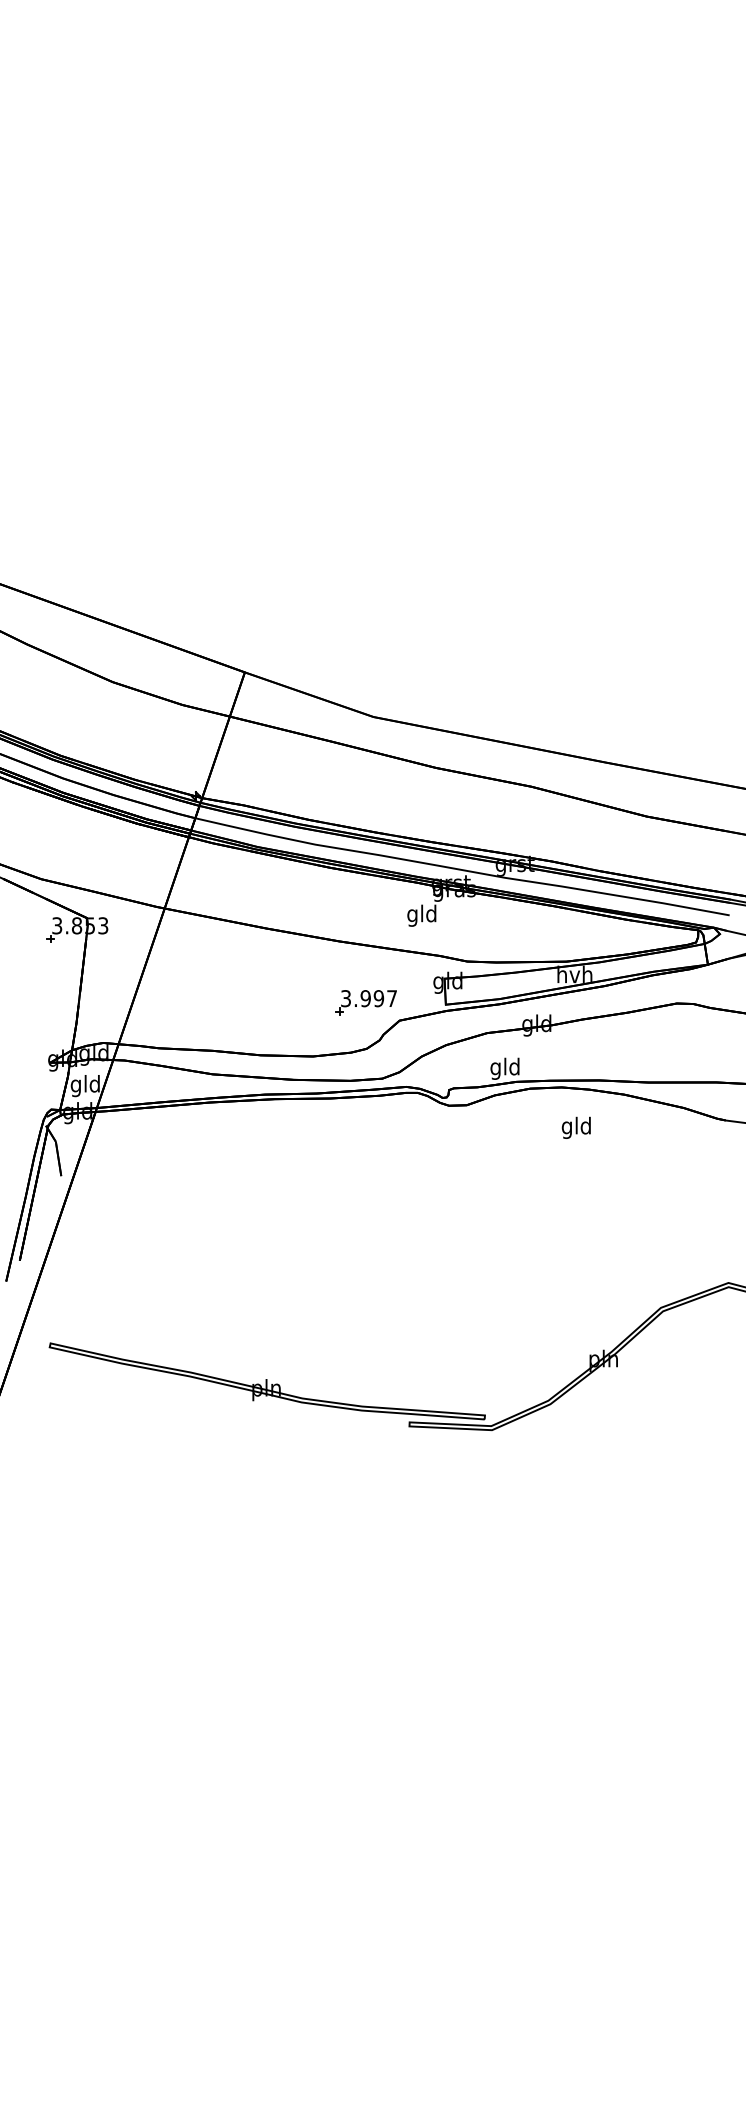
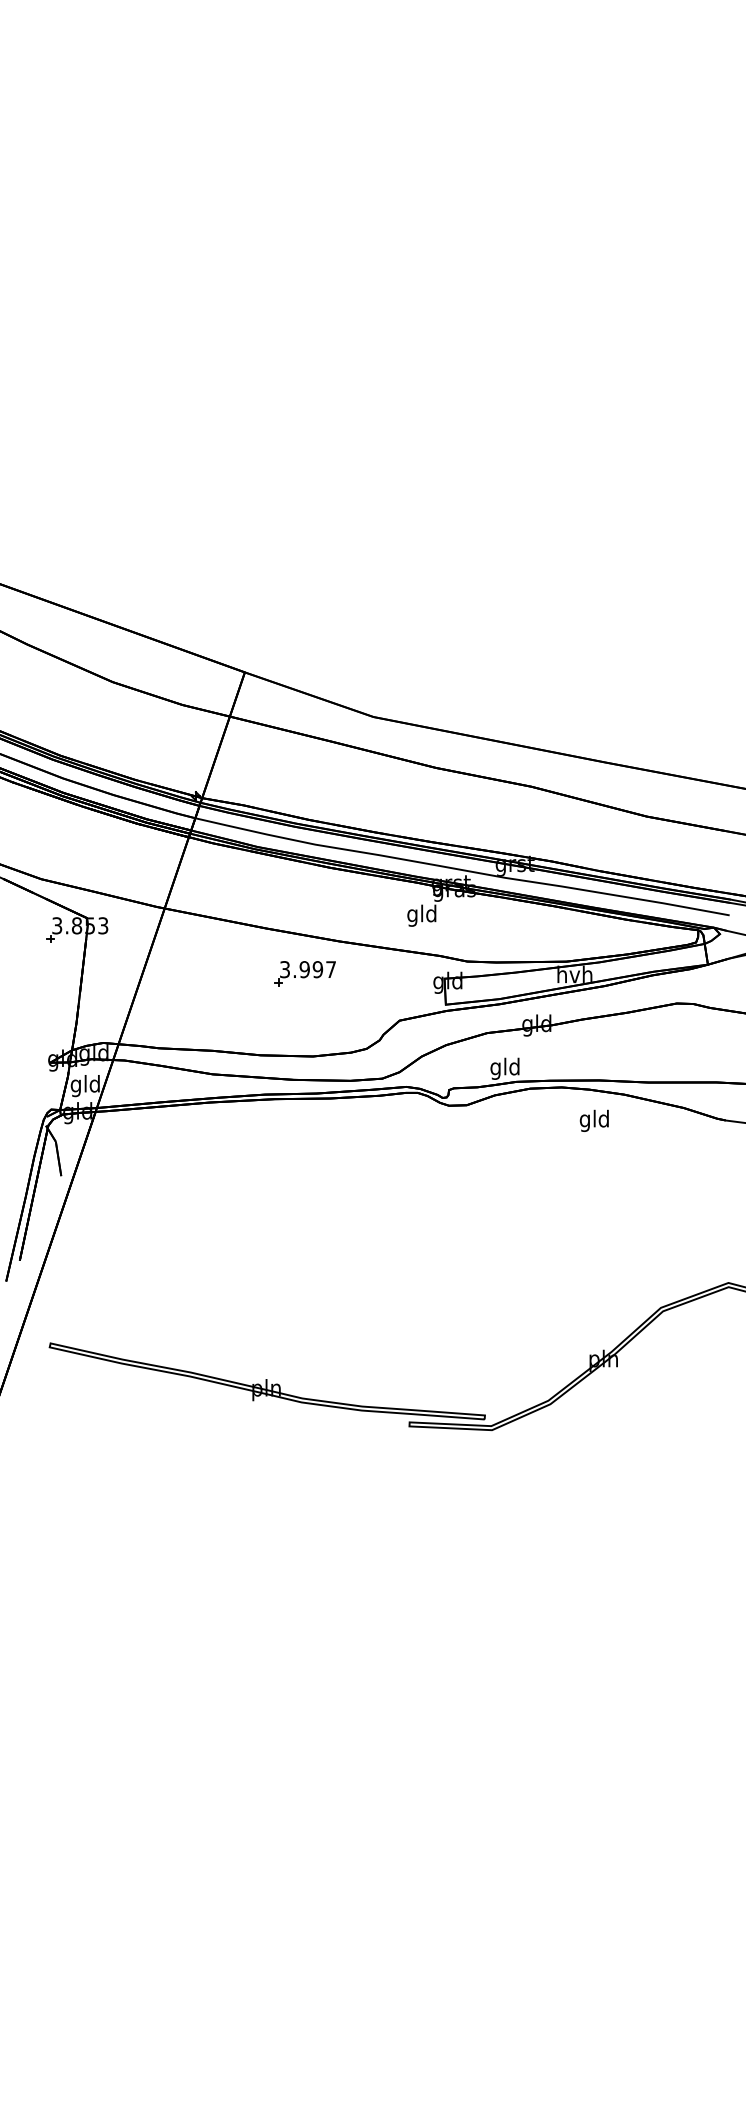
part position: (365, 1002) -> (304, 973) (304, 973)
text position: (575, 1127) -> (593, 1120) (593, 1120)
